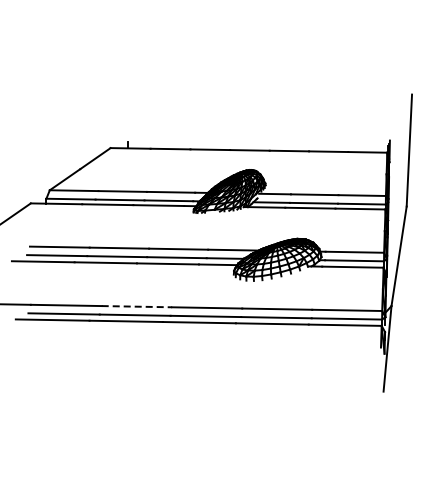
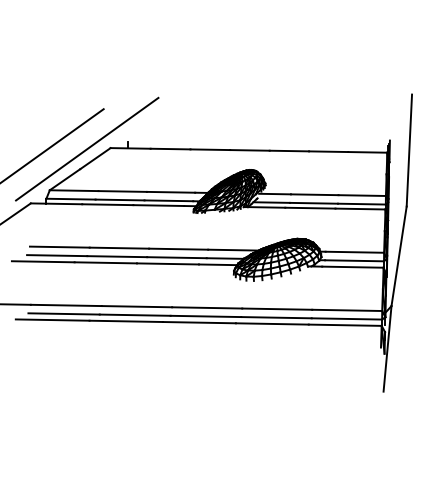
line: none -> present (52, 145)
line: none -> present (87, 148)
line: dashed -> solid (137, 306)
